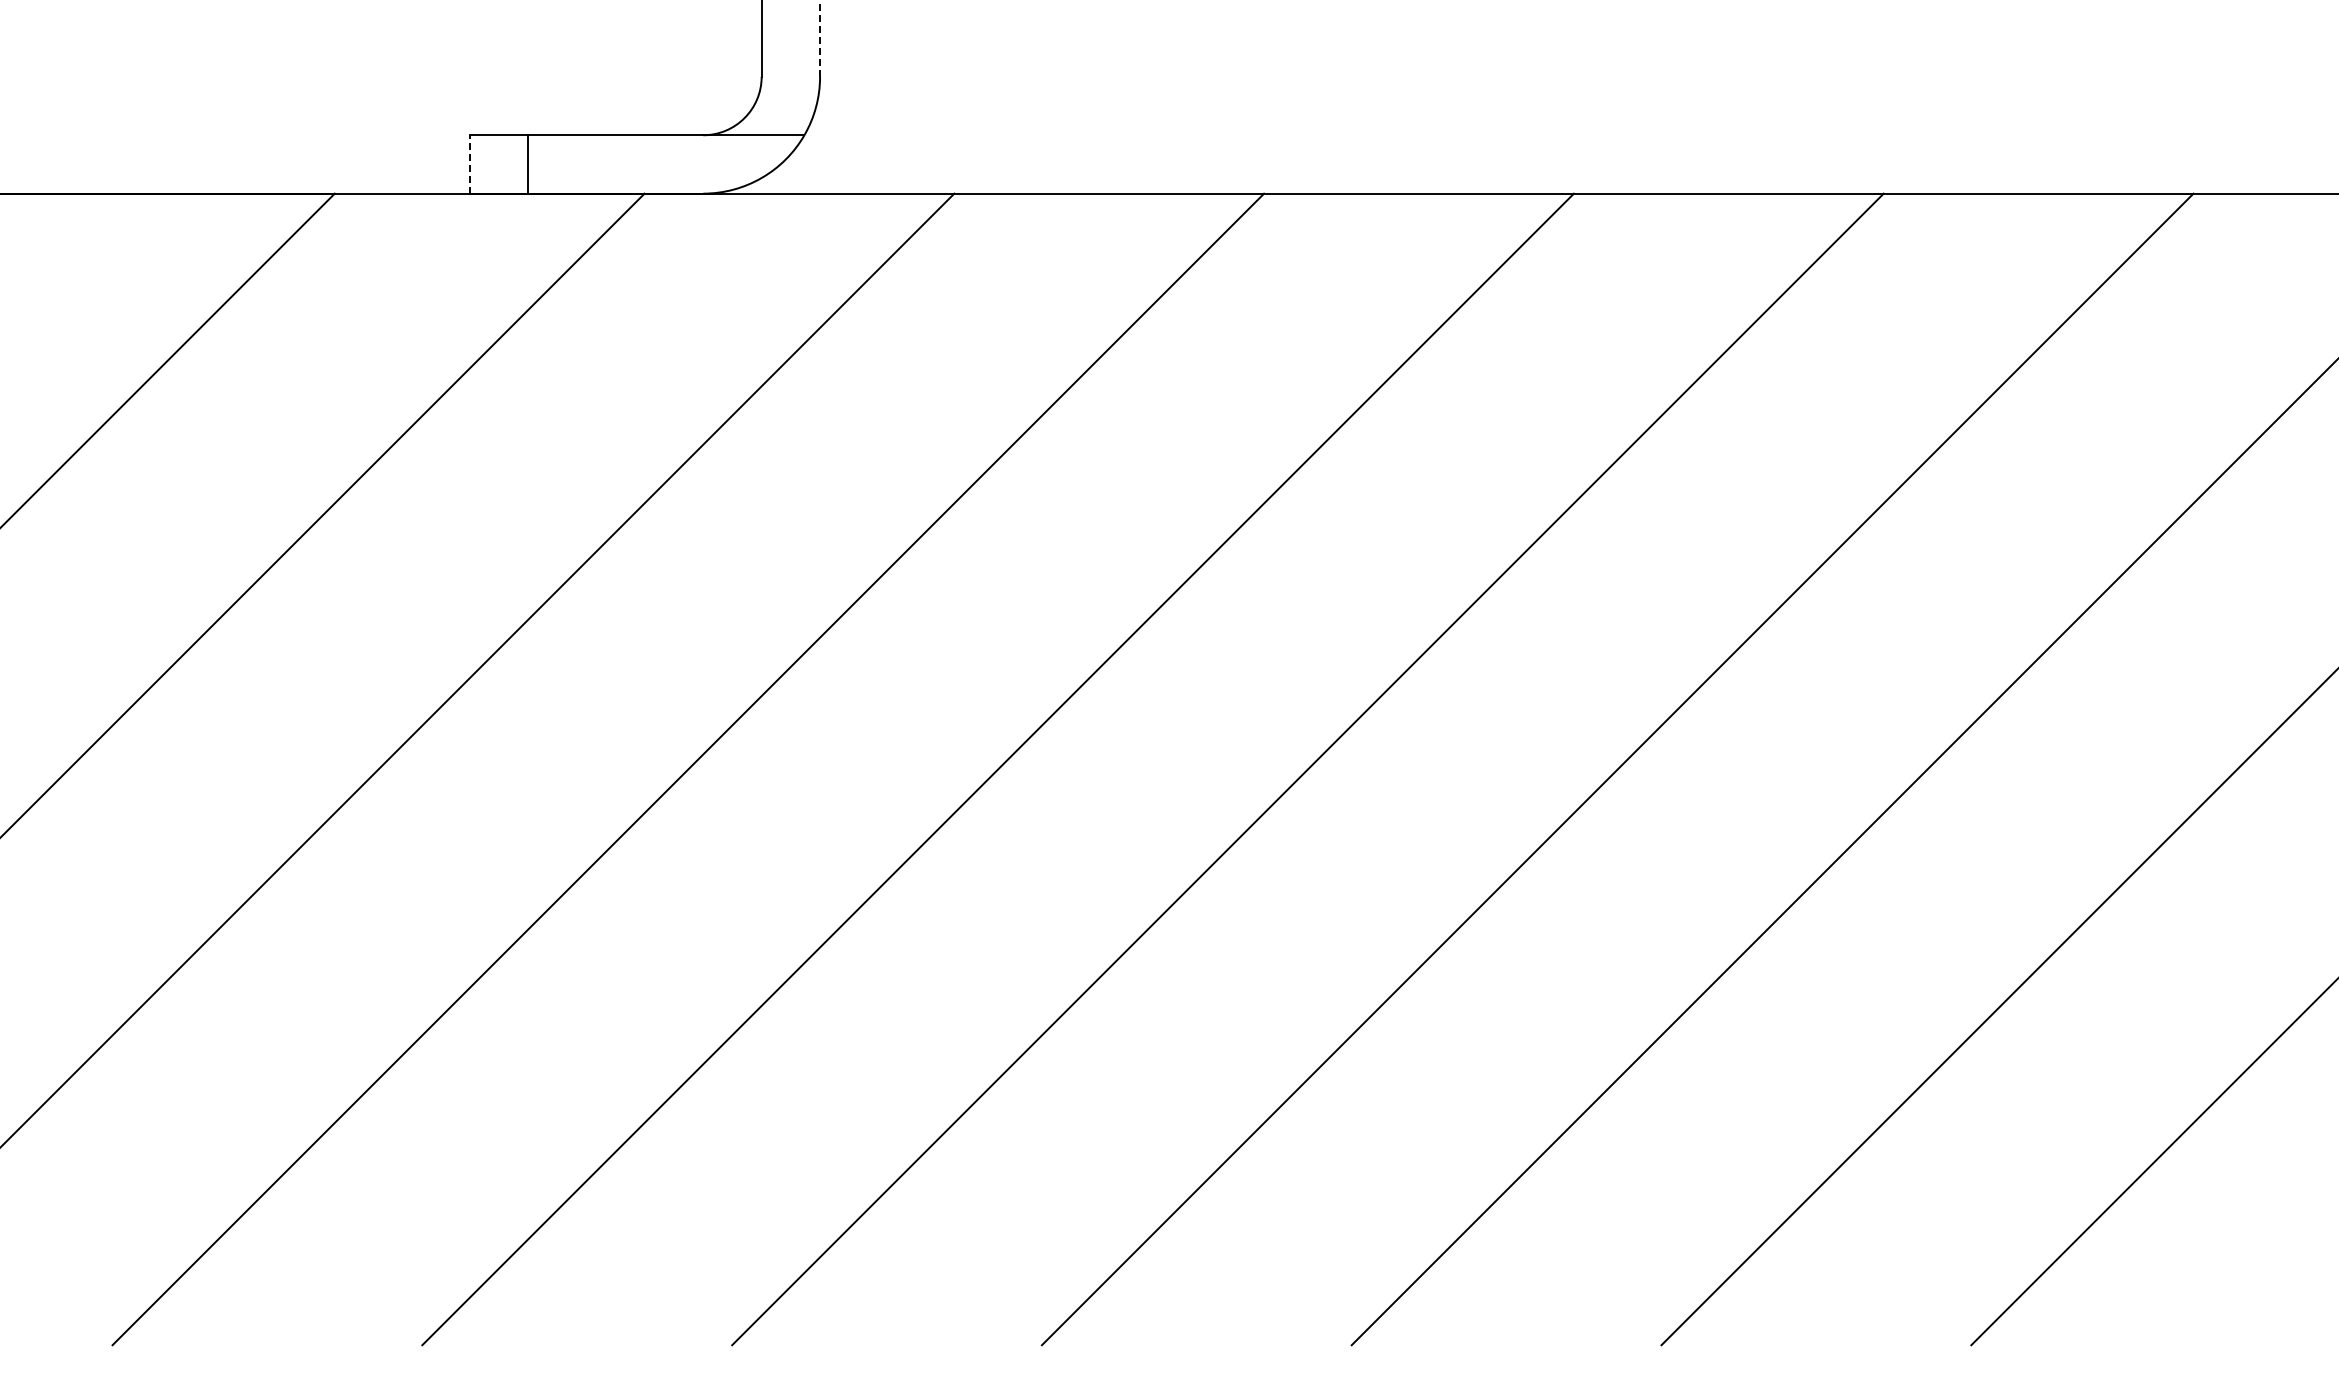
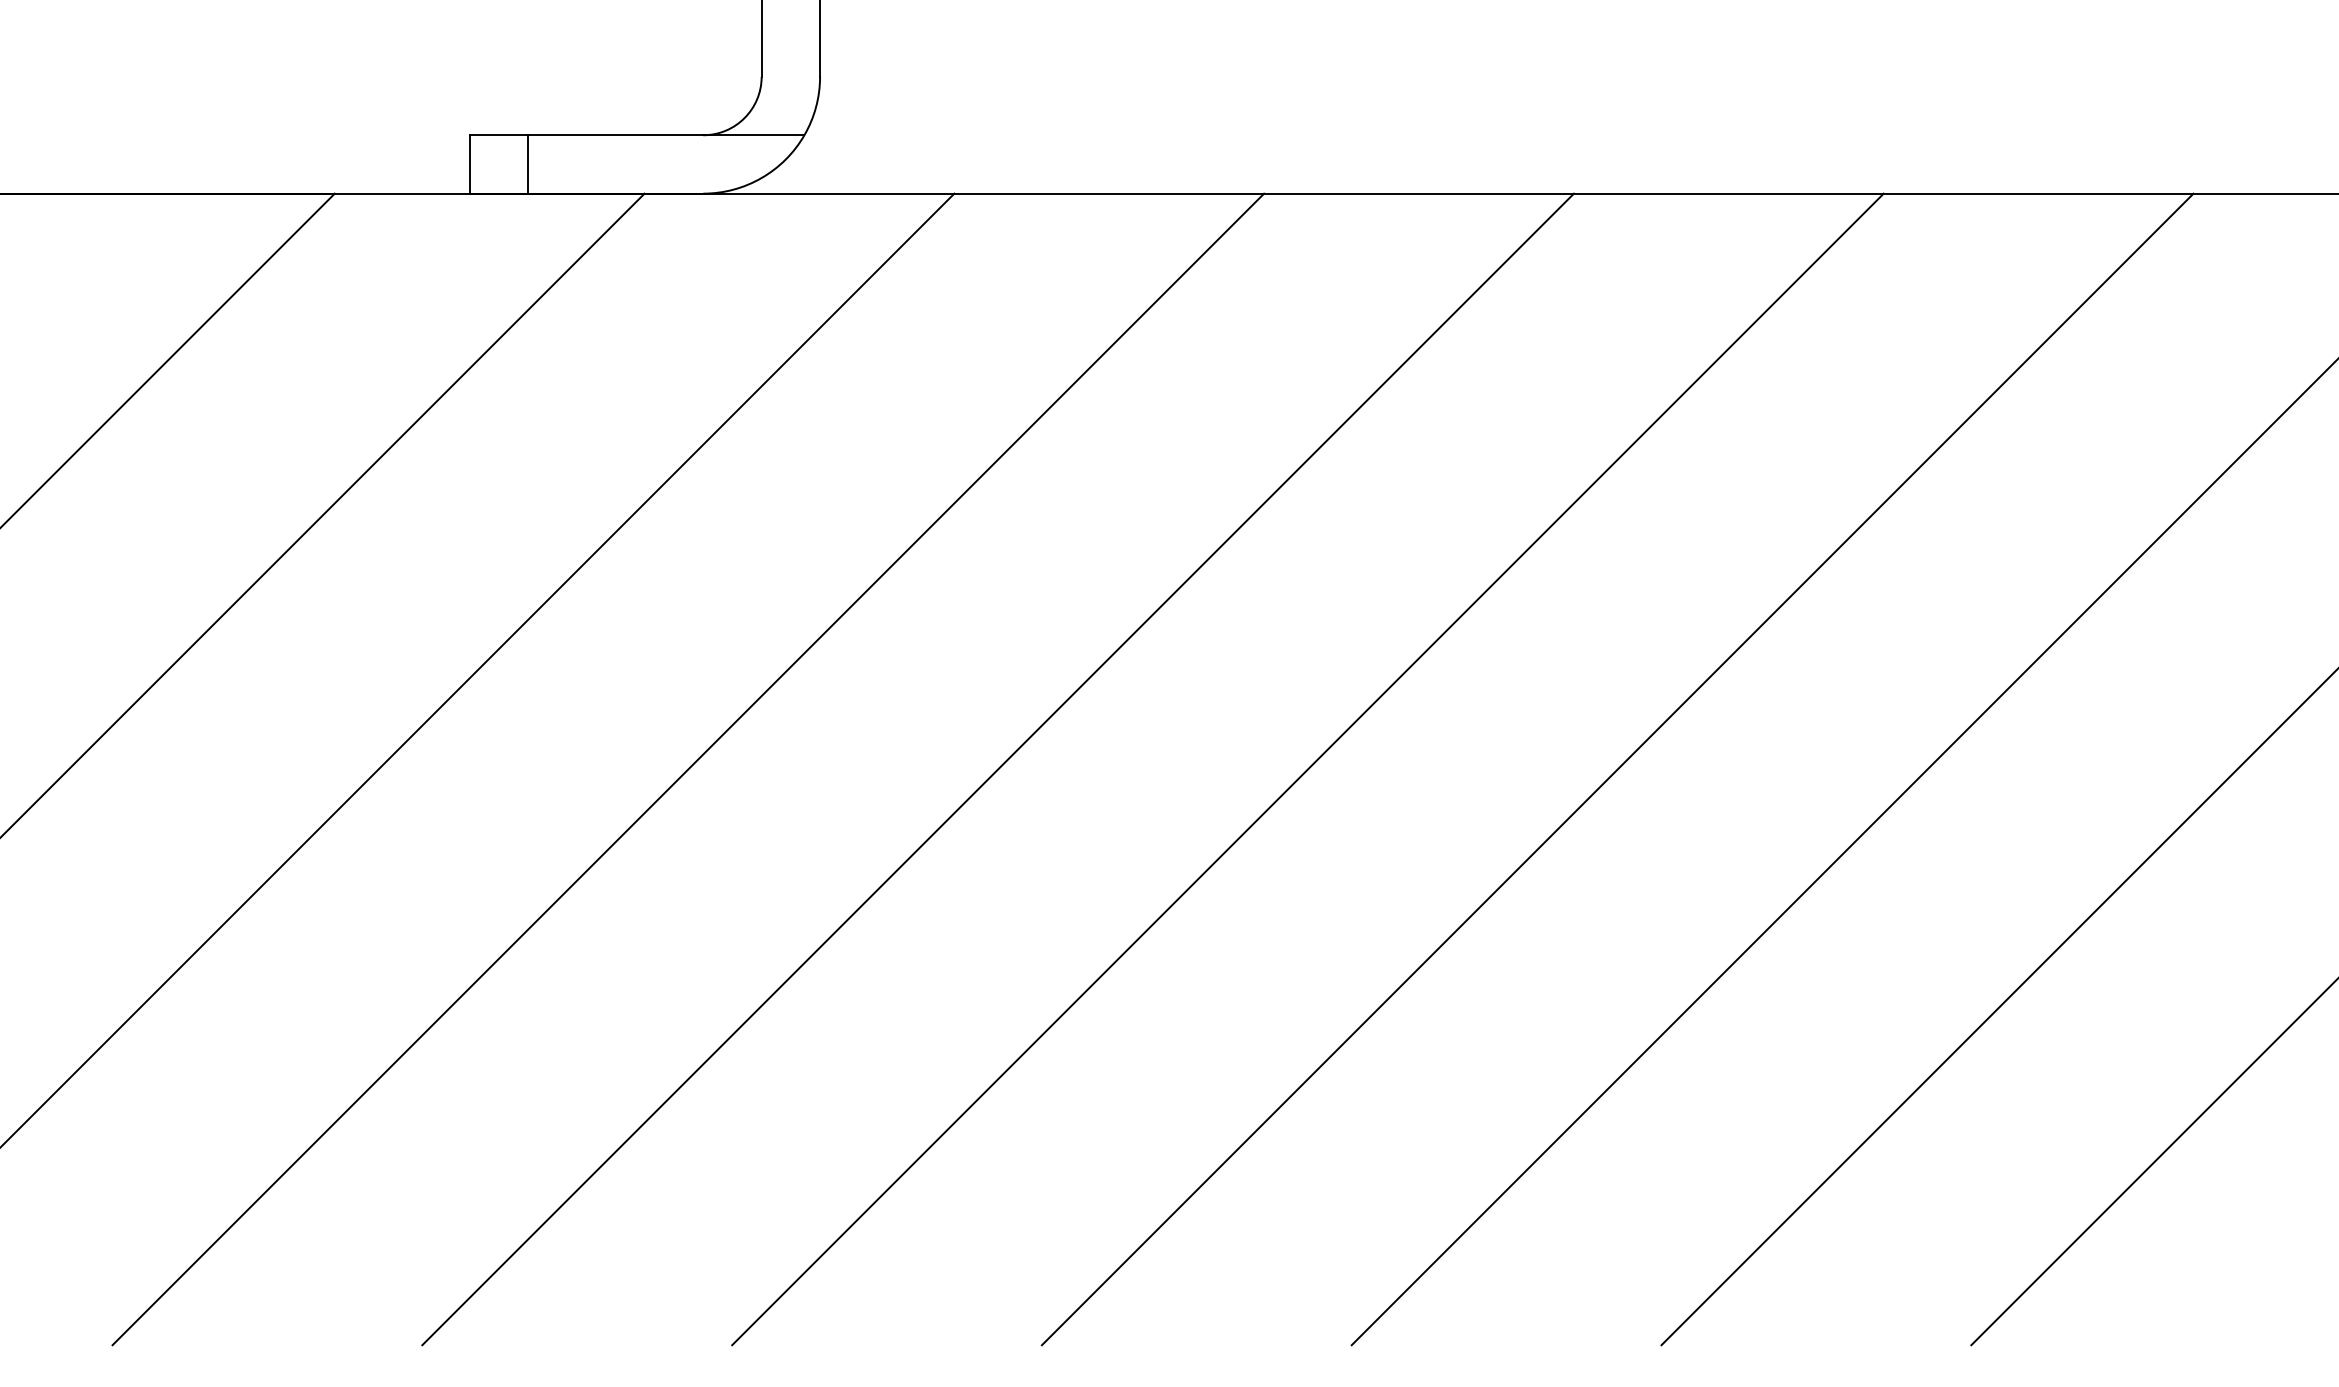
line: dashed -> solid (820, 38)
line: dashed -> solid (469, 163)
